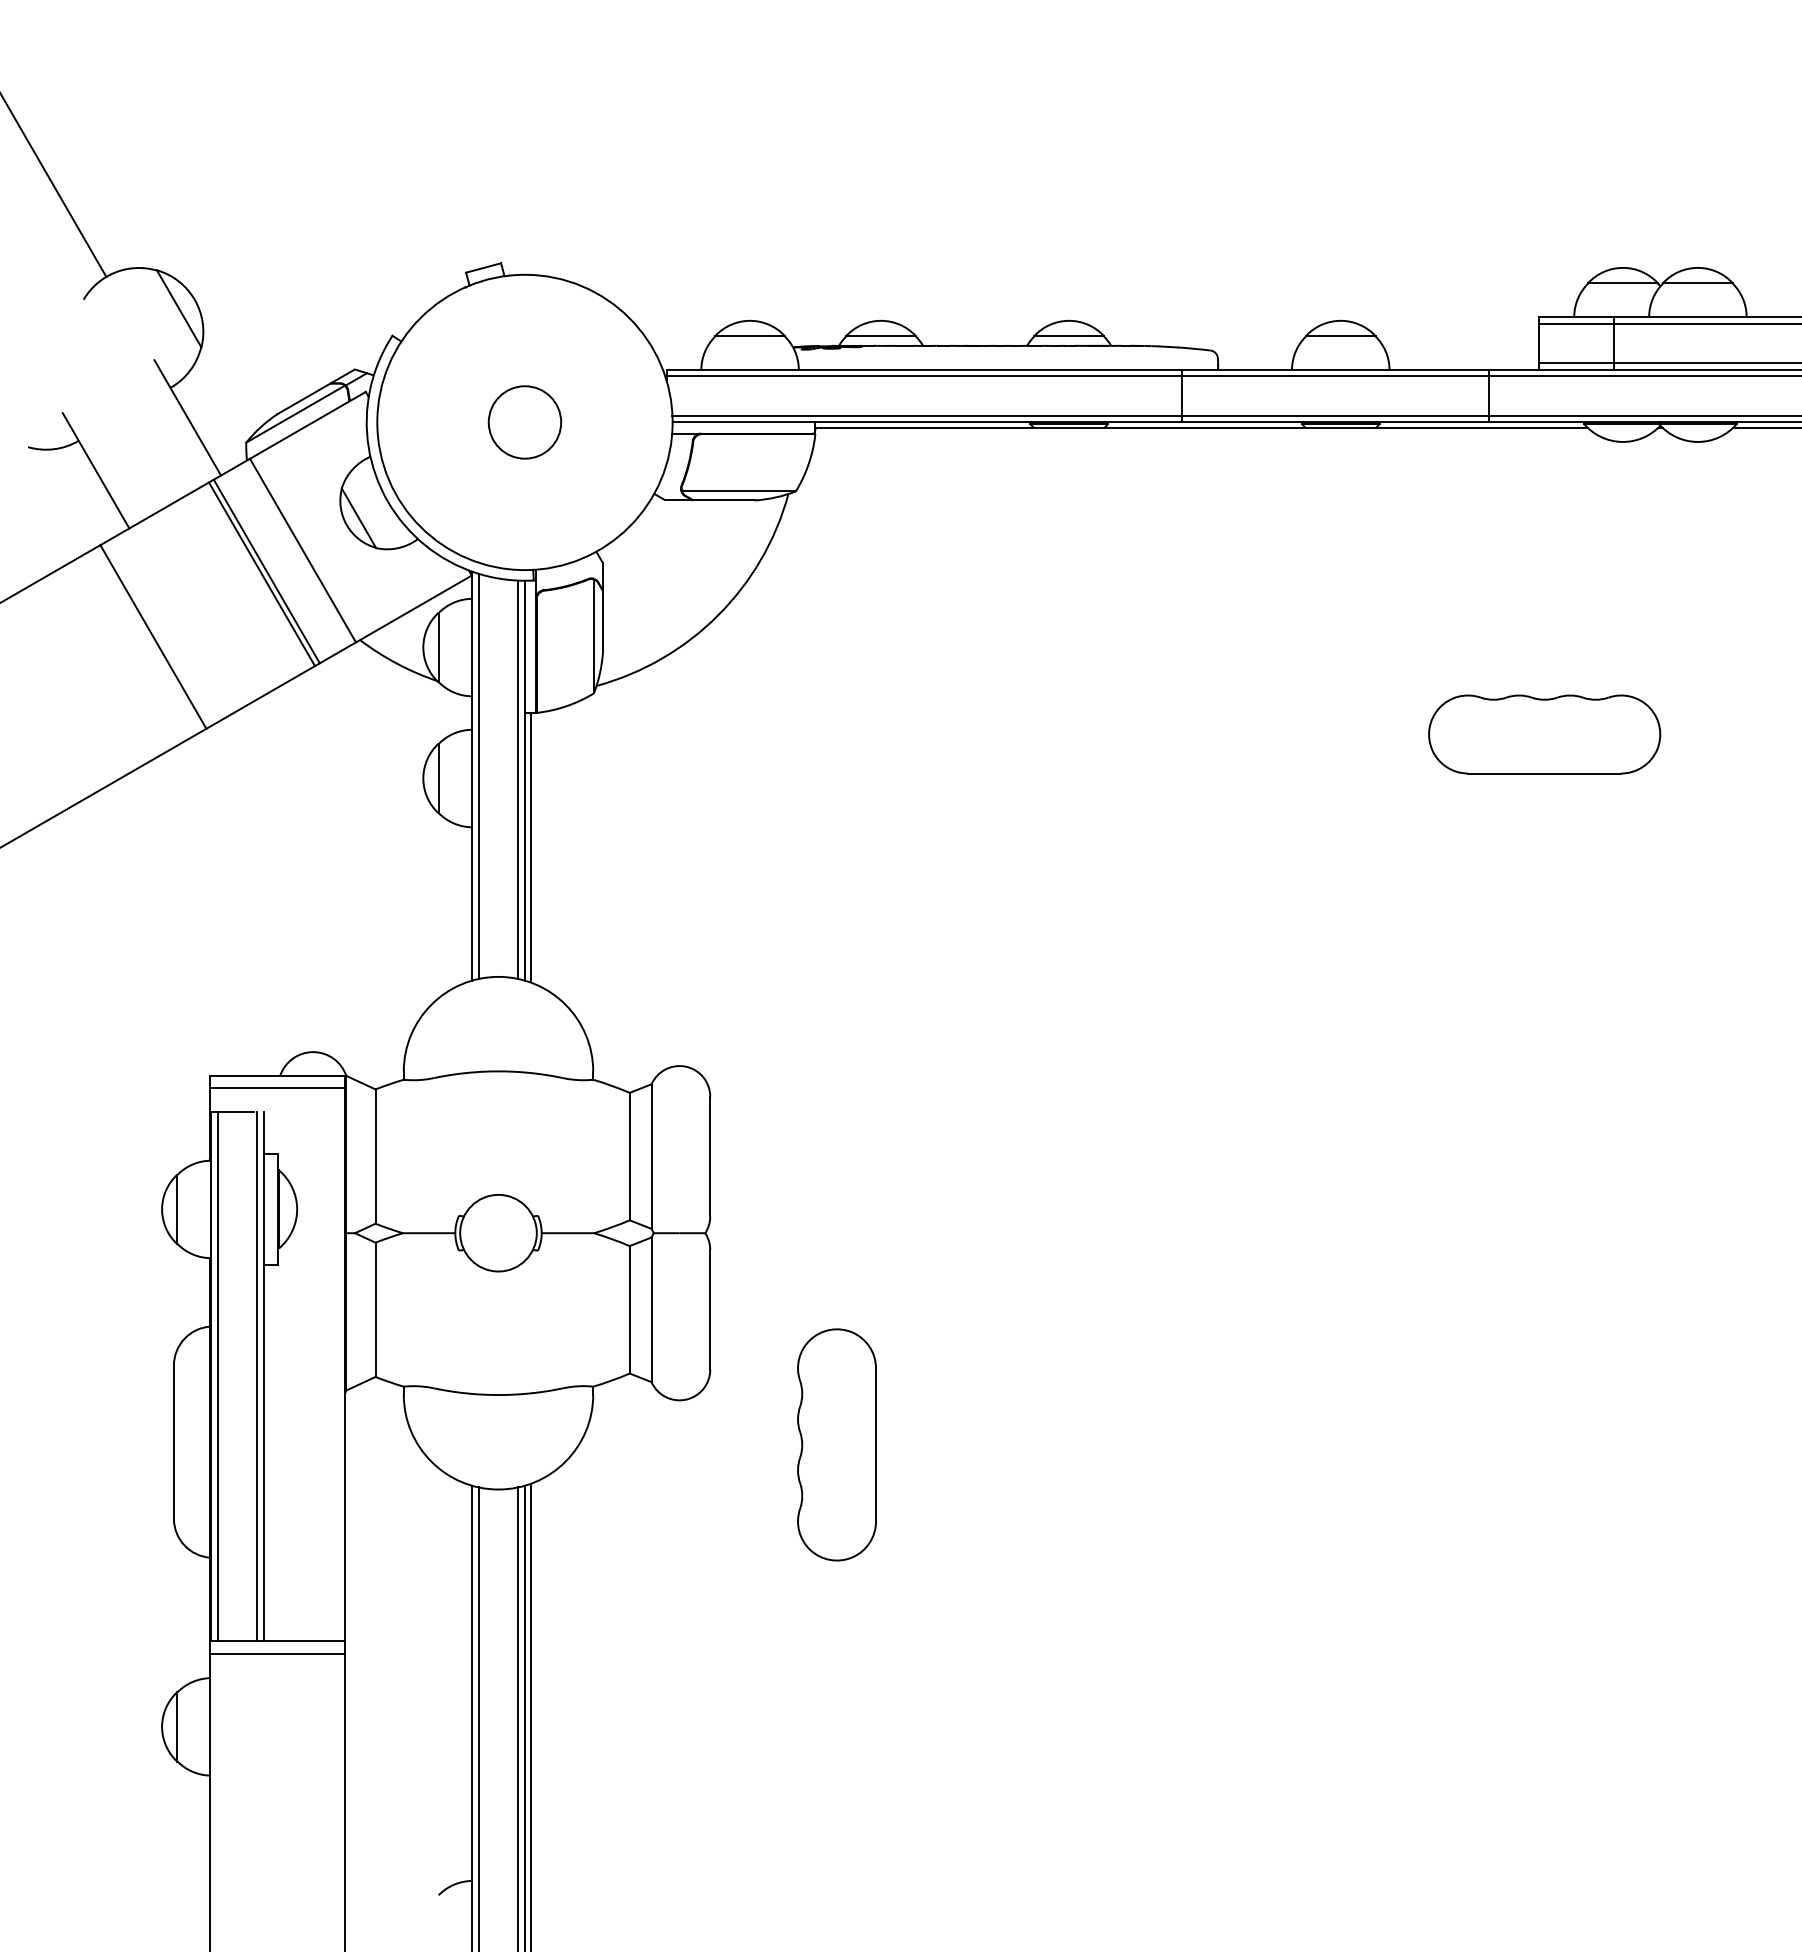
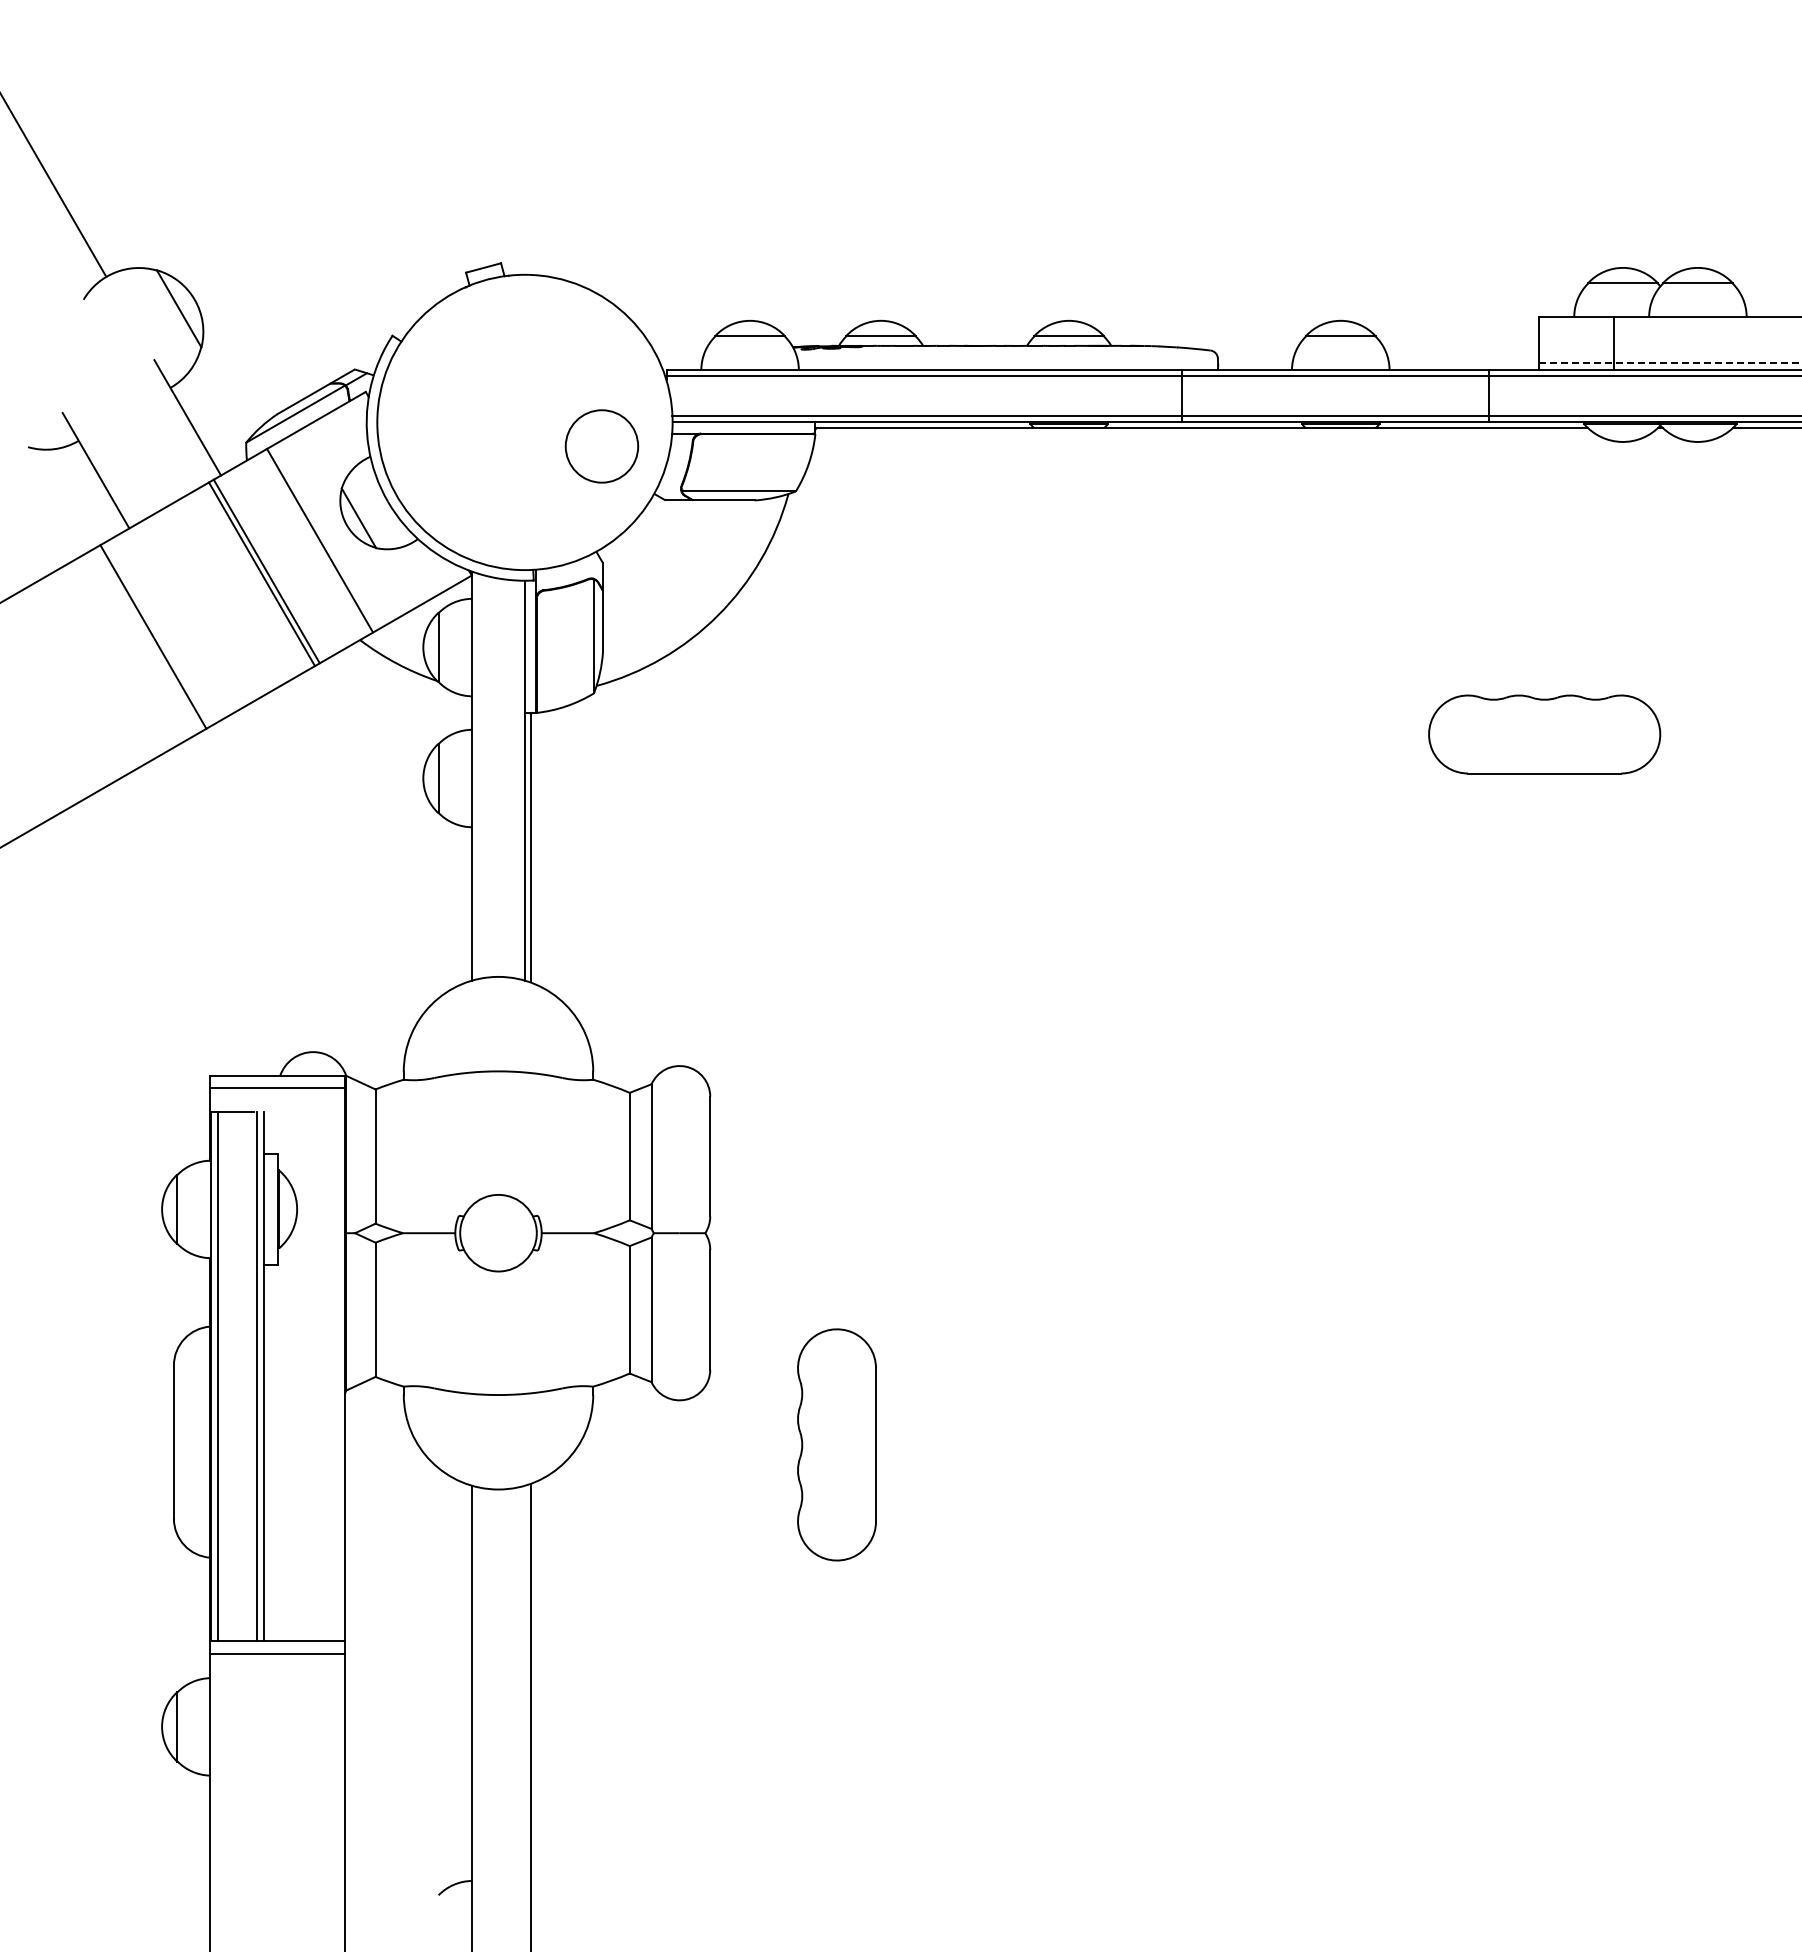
line: present -> none (1668, 323)
line: solid -> dashed (1670, 362)
circle position: (524, 422) -> (601, 446) (601, 446)
line position: (302, 550) -> (319, 540) (319, 540)
line: present -> none (479, 775)
line: present -> none (518, 779)
line: present -> none (524, 1716)
line: present -> none (479, 1717)
line: present -> none (518, 1717)
